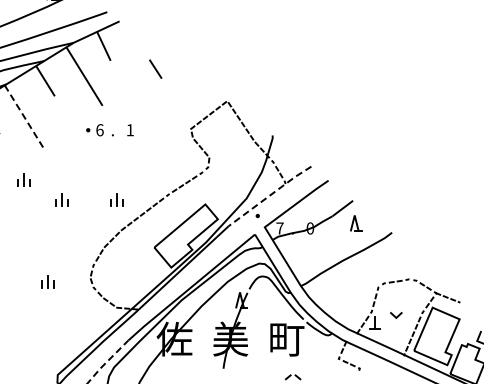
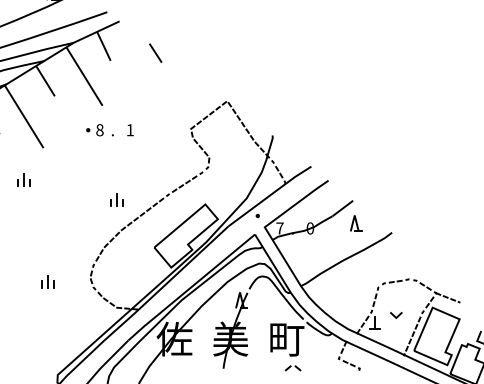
line position: (155, 68) -> (155, 52) (155, 52)
line: dashed -> solid (24, 116)
text: 6 -> 8 (99, 130)
line: dashed -> solid (270, 195)
part: present -> none (61, 199)
line: dashed -> solid (107, 361)
part position: (292, 377) -> (292, 368) (292, 368)
